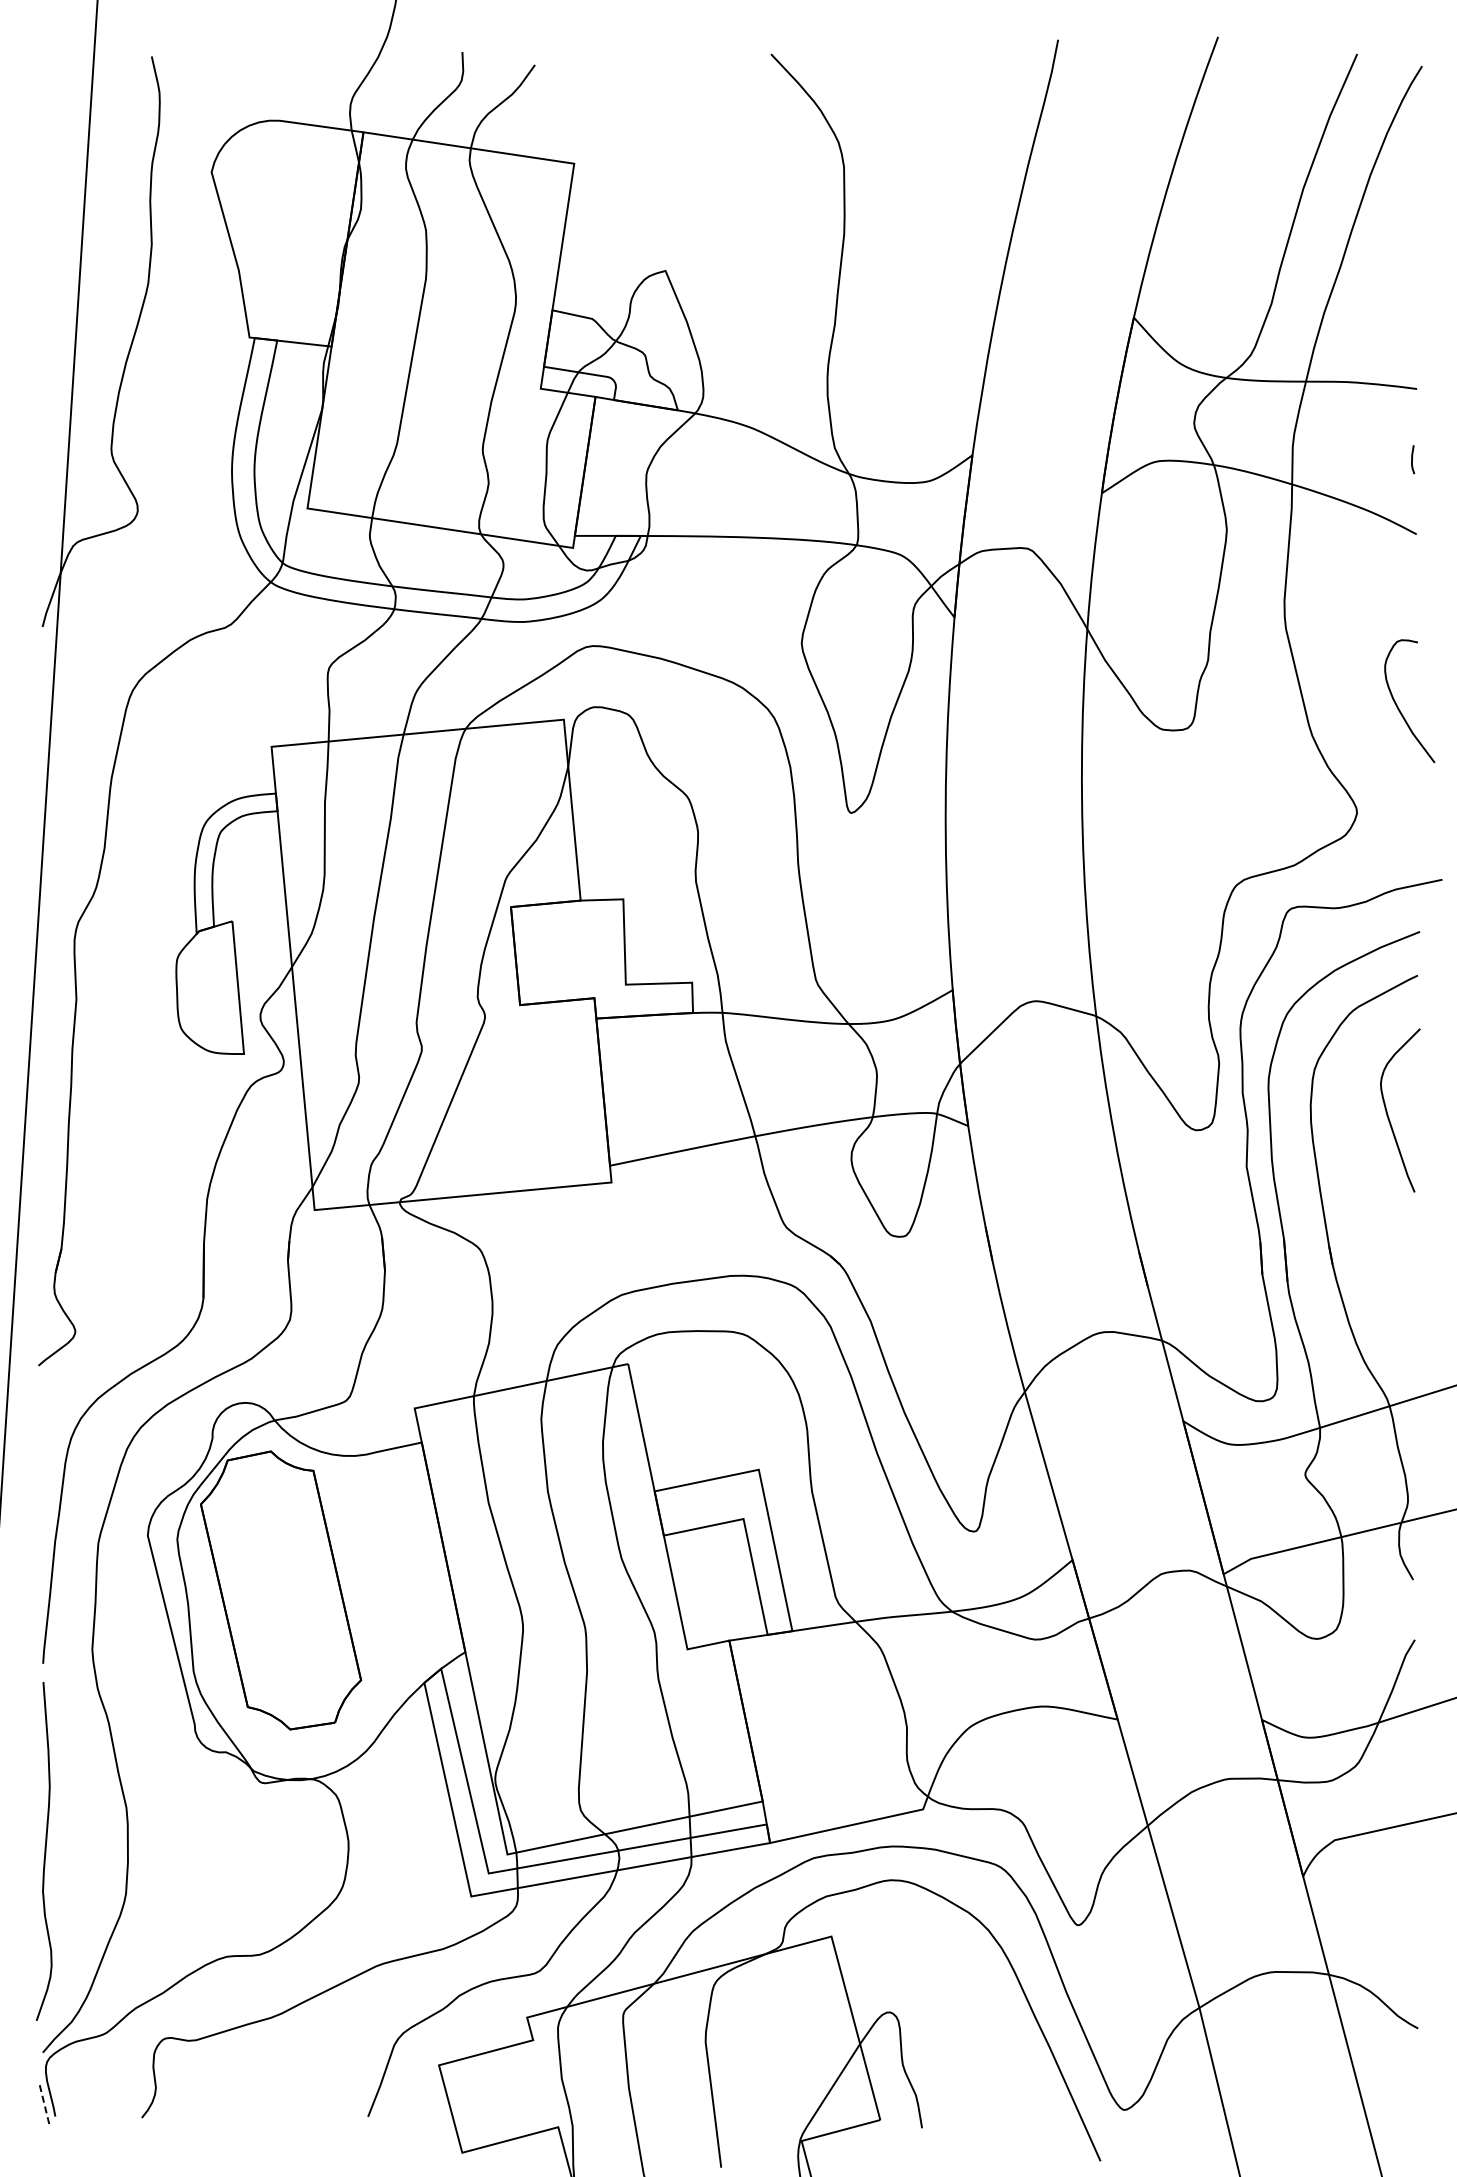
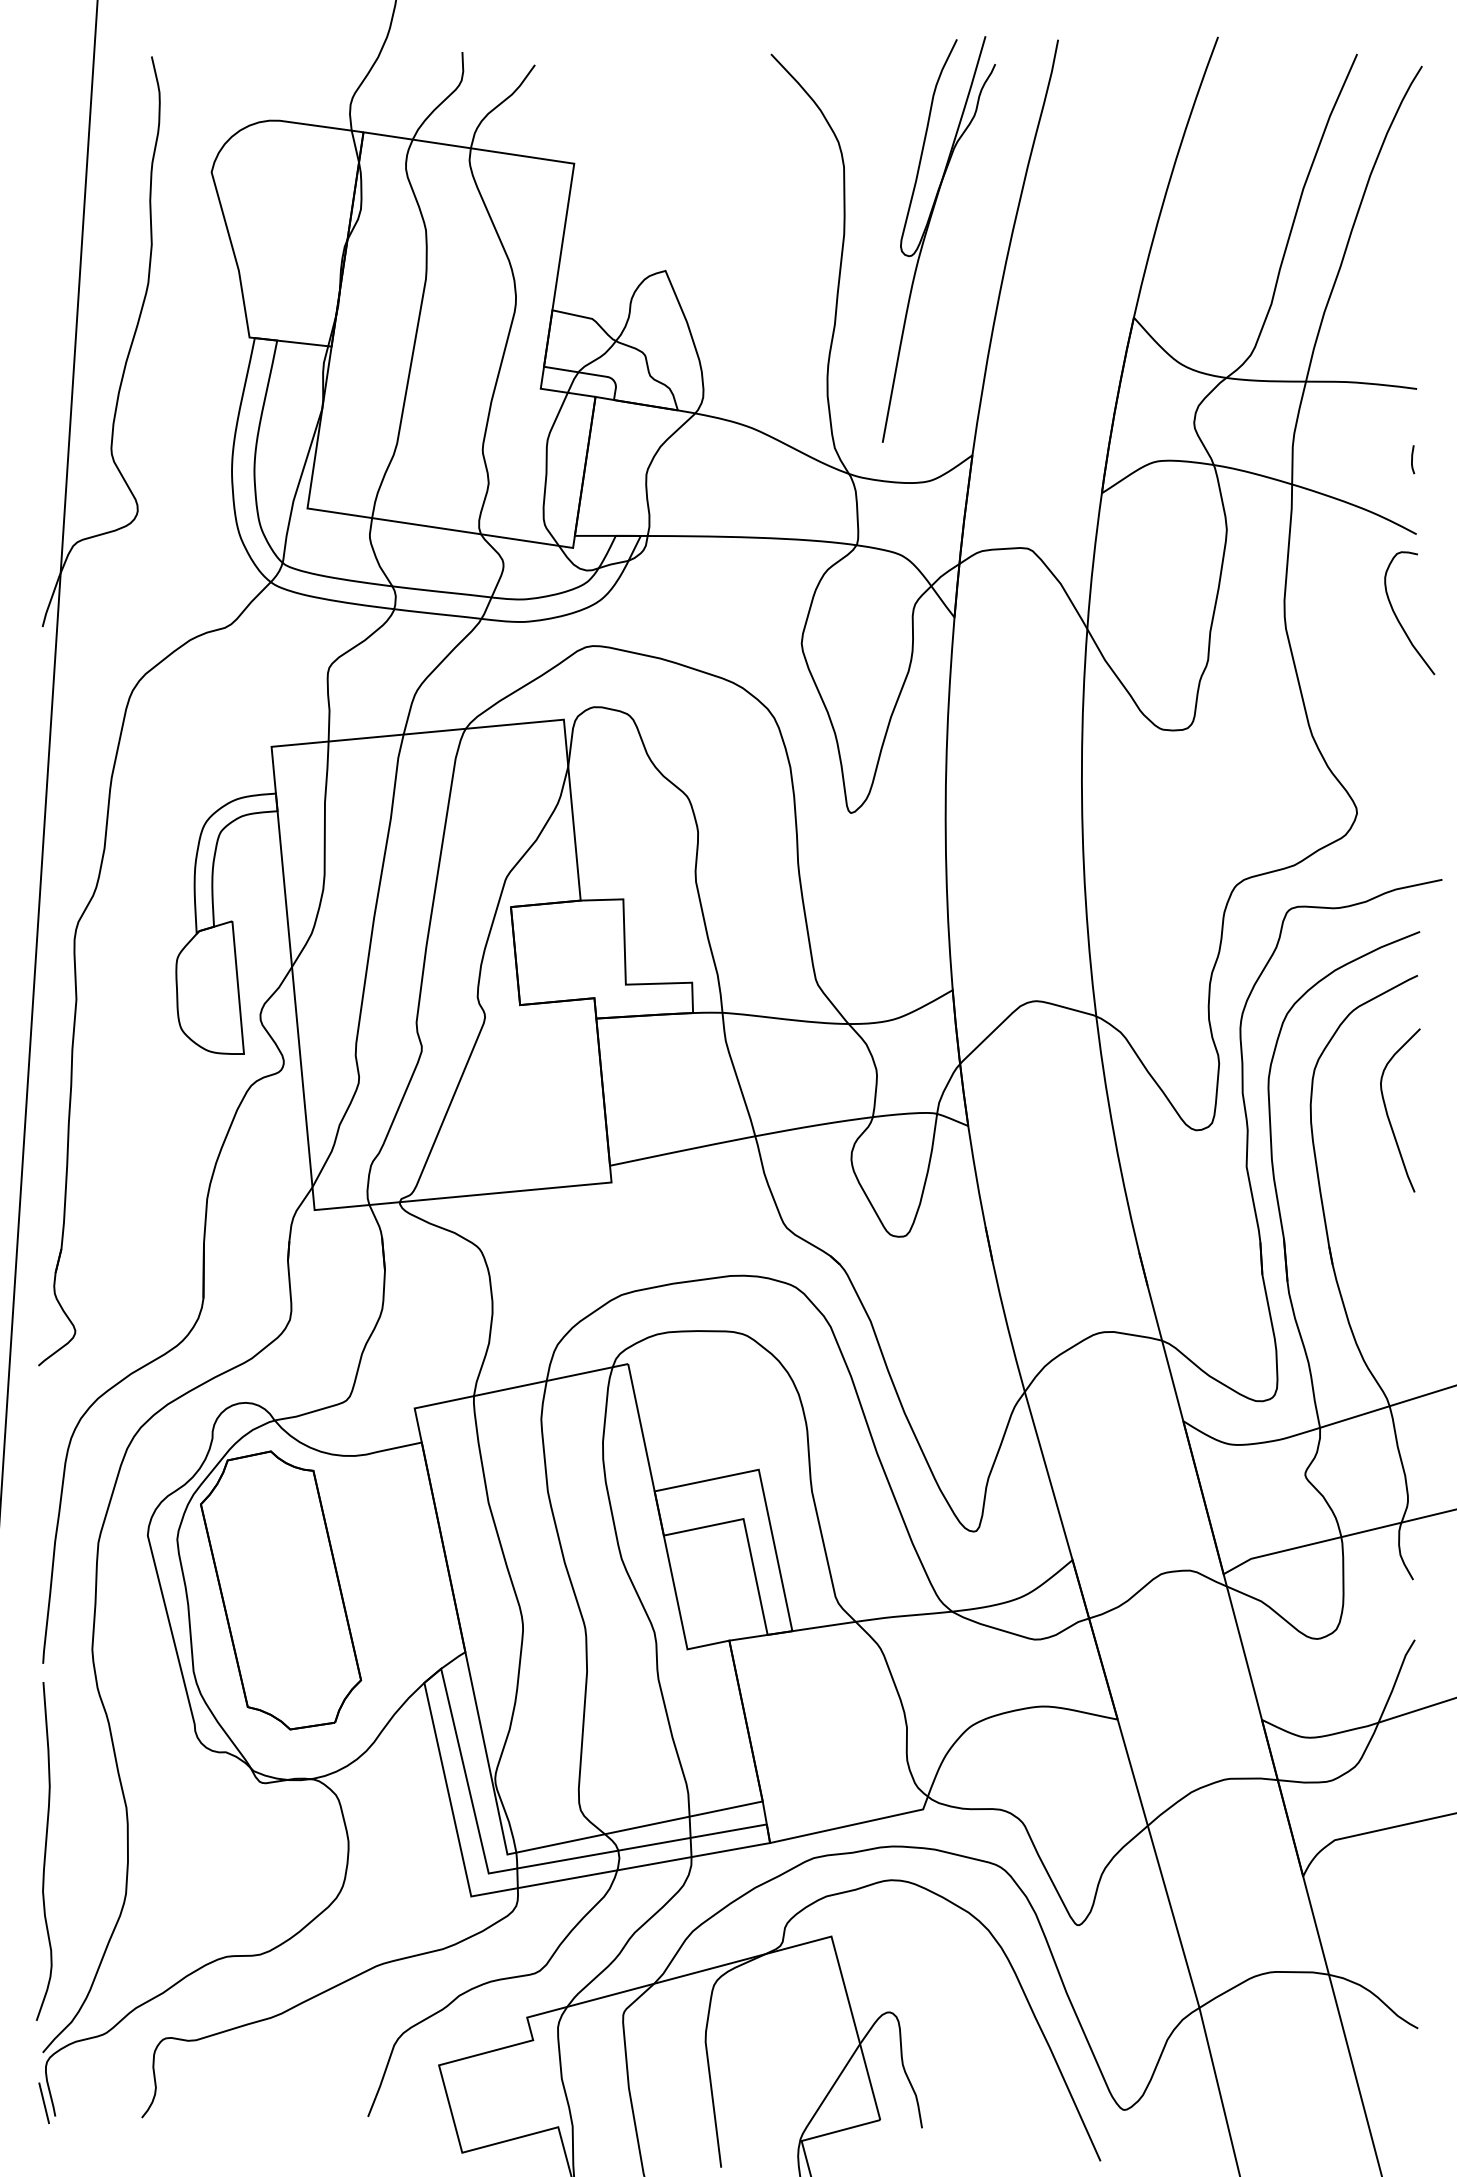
part: none -> present (926, 235)
curve position: (1398, 706) -> (1398, 618) (1398, 618)
line: dashed -> solid (44, 2102)
